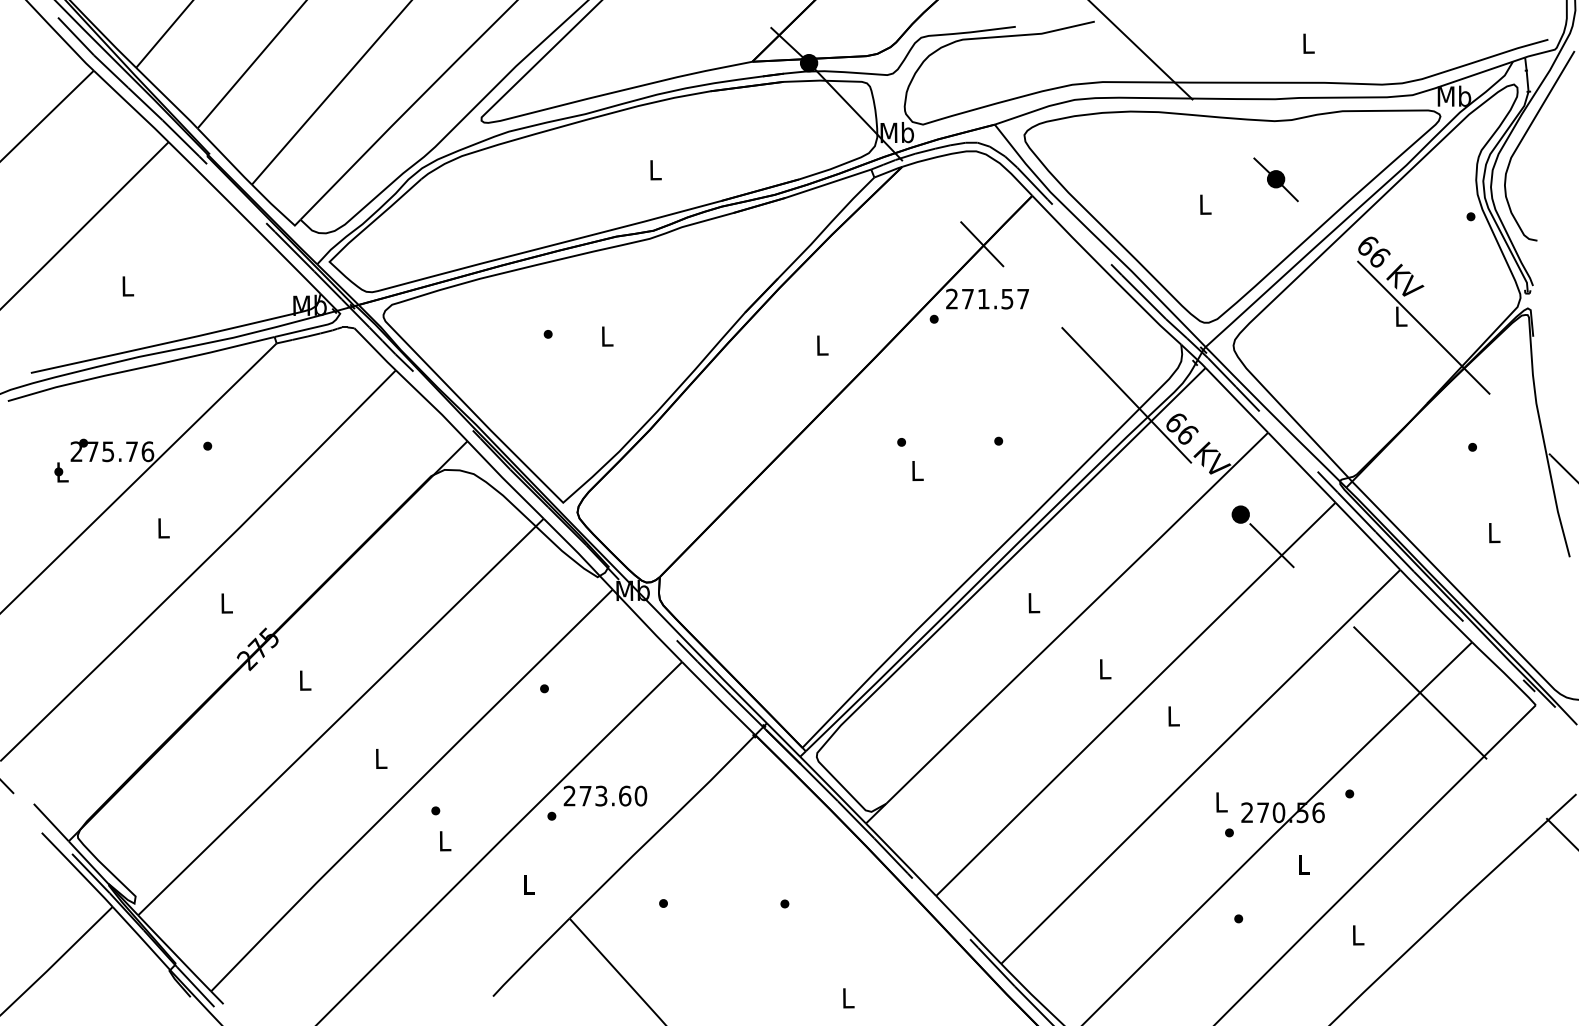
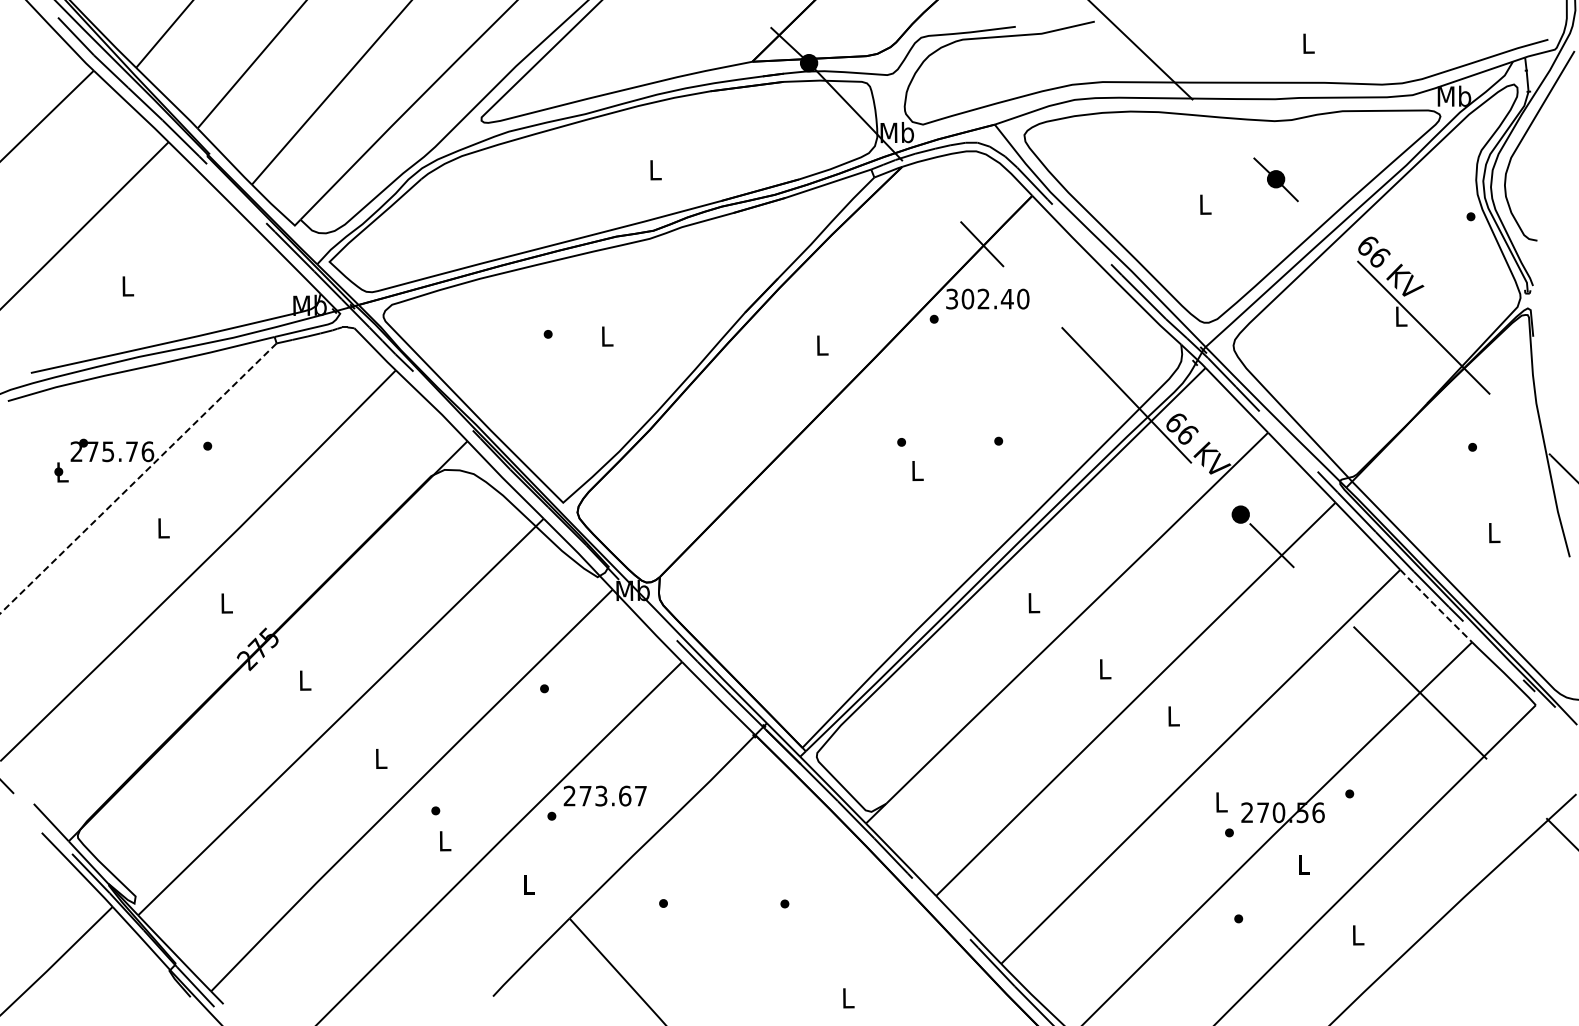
text: 271.57 -> 302.40 (987, 298)
line: solid -> dashed (137, 479)
line: solid -> dashed (1436, 606)
text: 273.60 -> 273.67 (640, 795)
